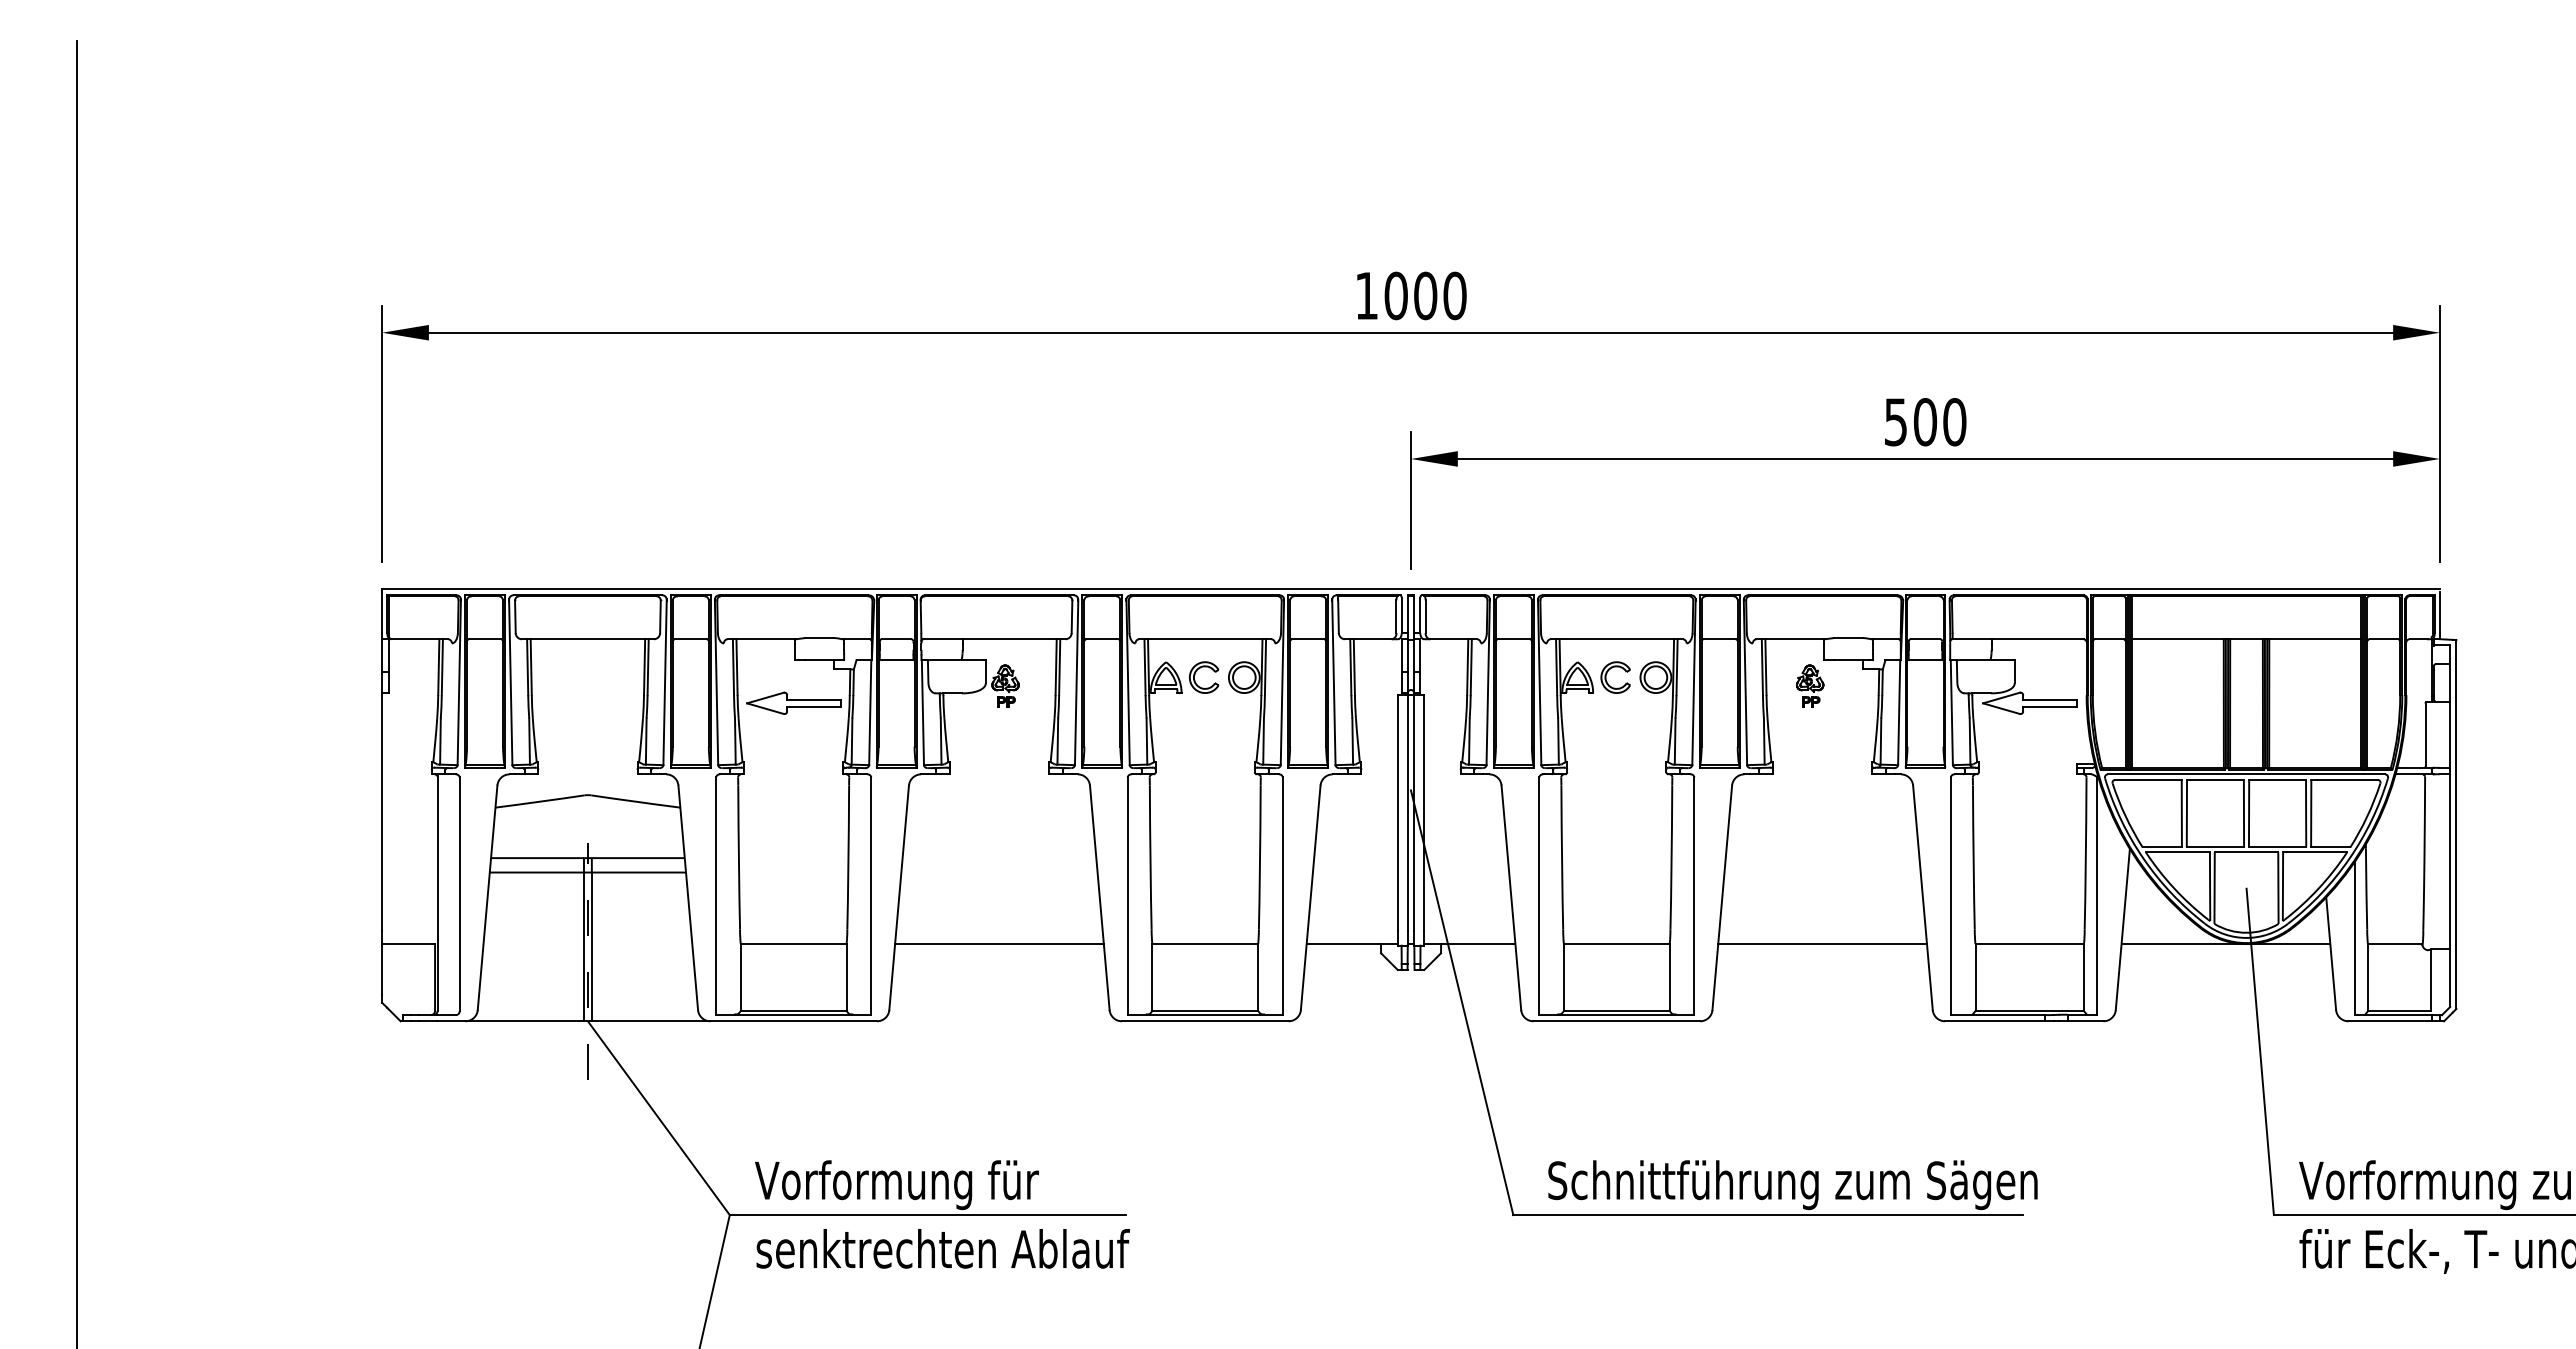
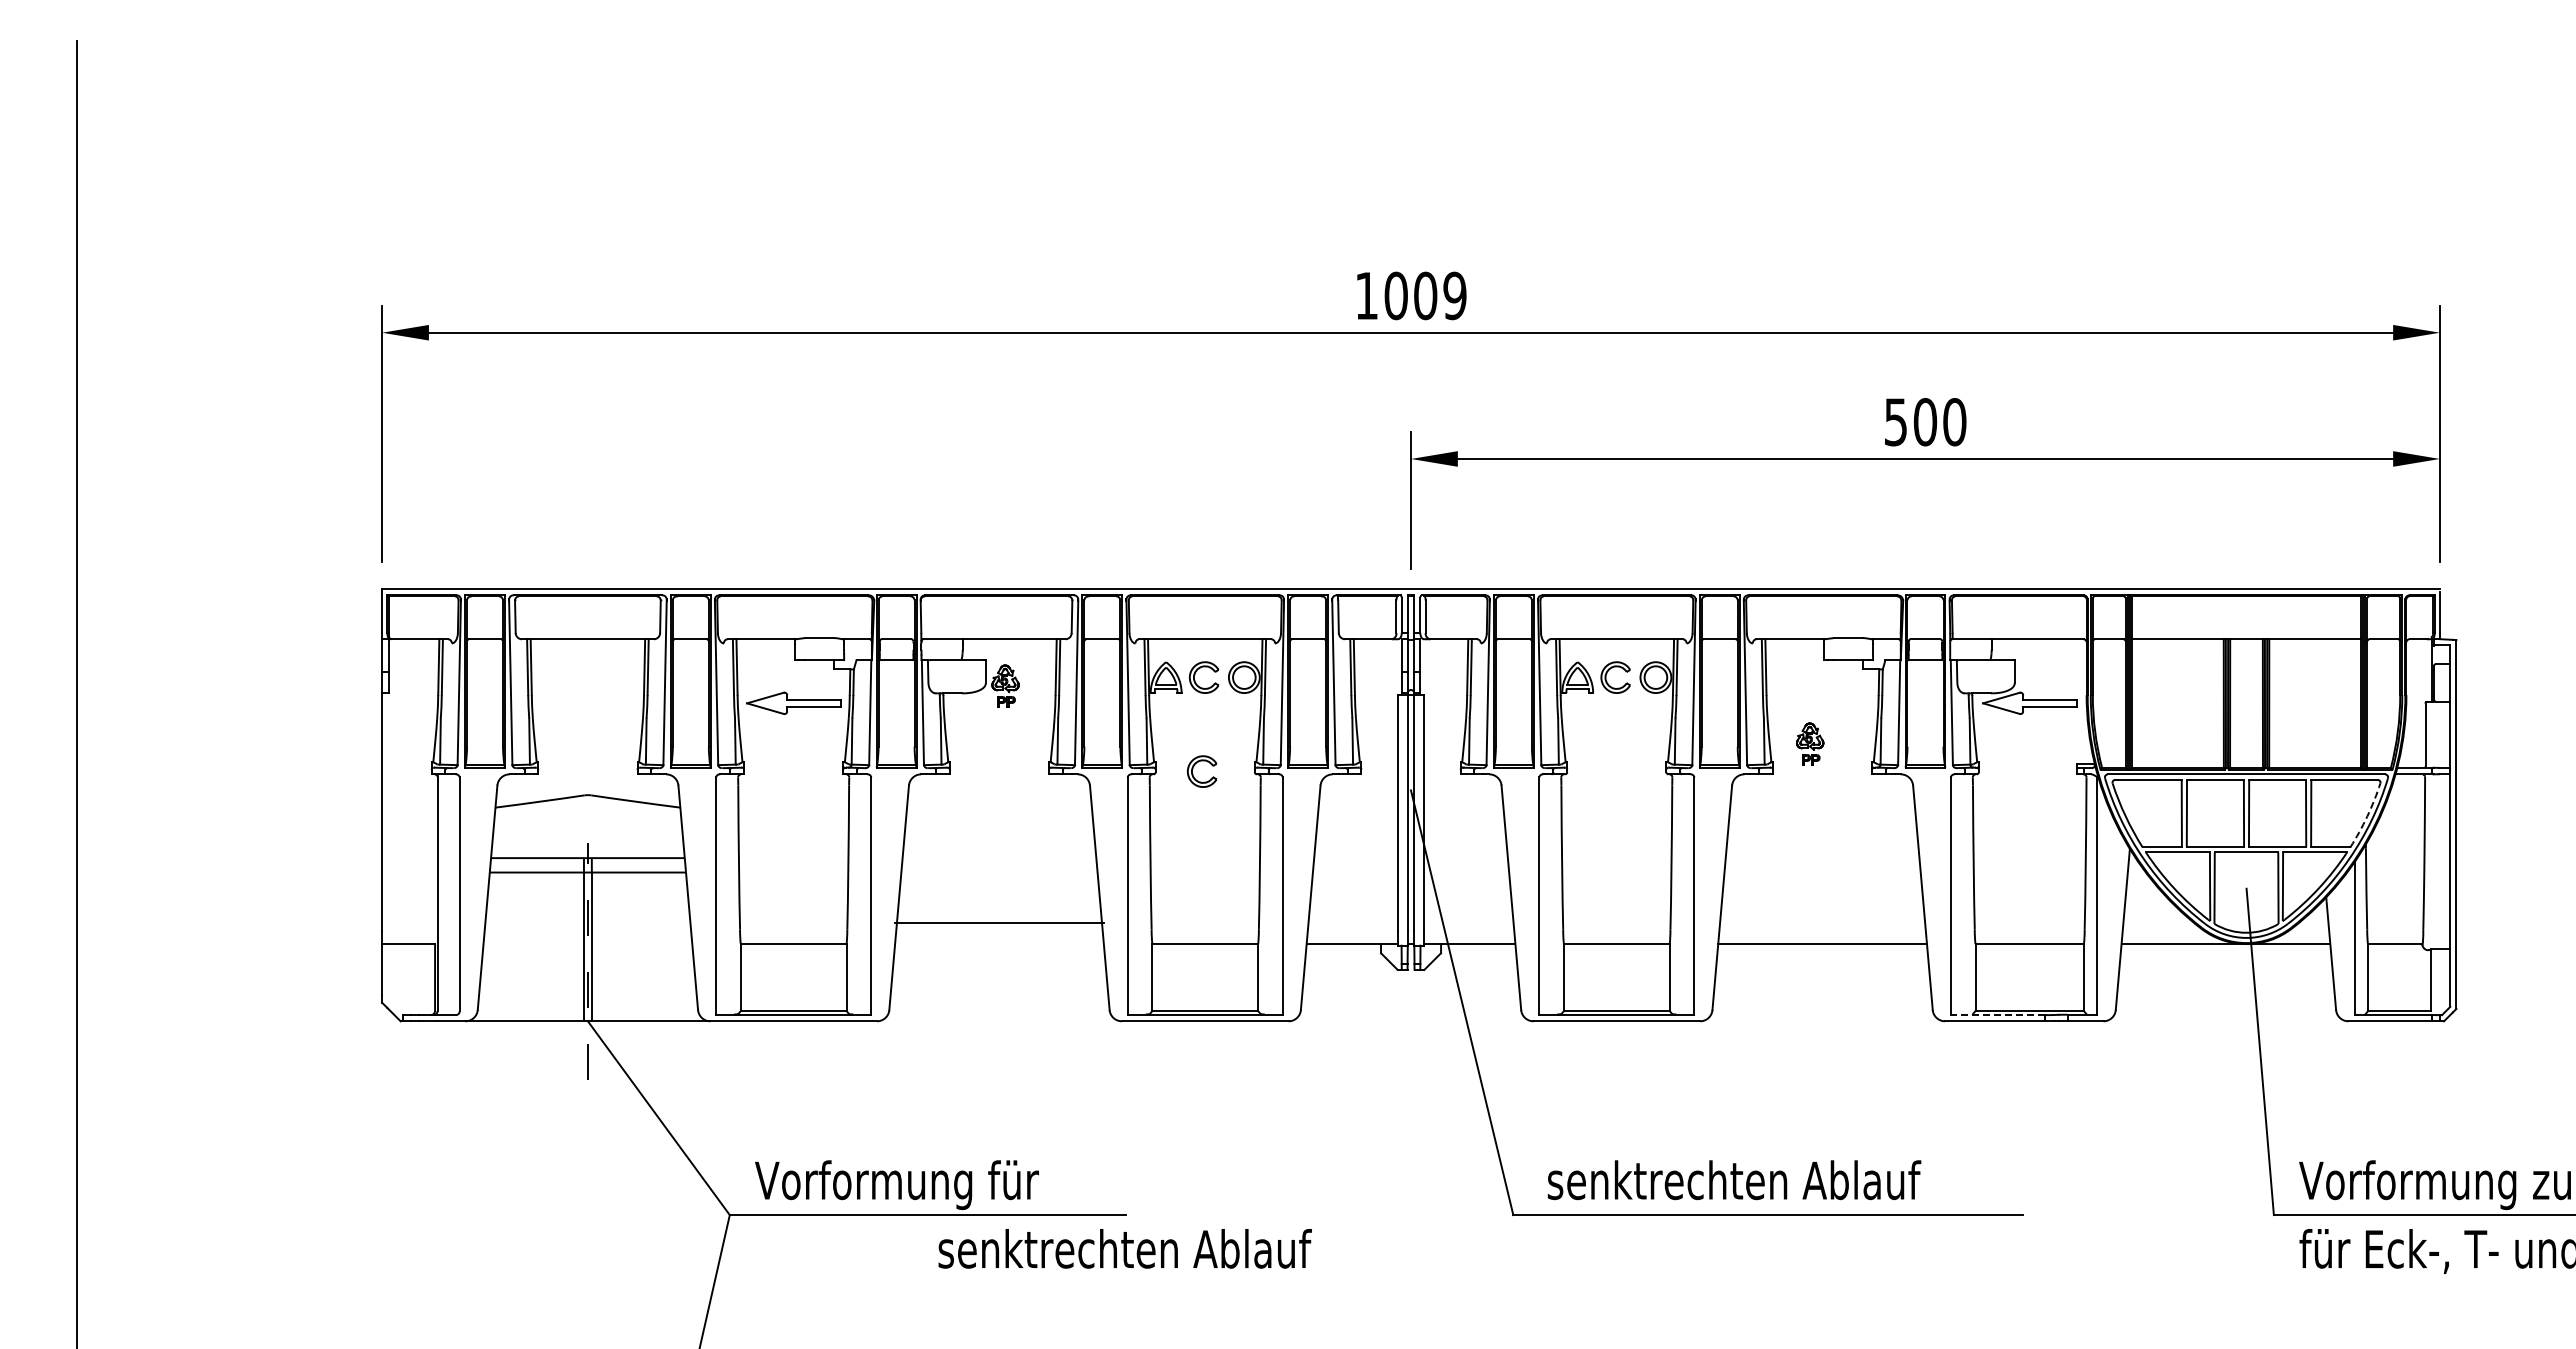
text: 1000 -> 1009 (1454, 295)
part position: (1810, 685) -> (1810, 743) (1810, 743)
part: none -> present (1193, 769)
arc: solid -> dashed (2367, 816)
line position: (999, 944) -> (999, 923) (999, 923)
line: solid -> dashed (1997, 1015)
text: Schnittführung zum Sägen -> senktrechten Ablauf (1792, 1185)
text position: (942, 1248) -> (1124, 1248) (1124, 1248)
